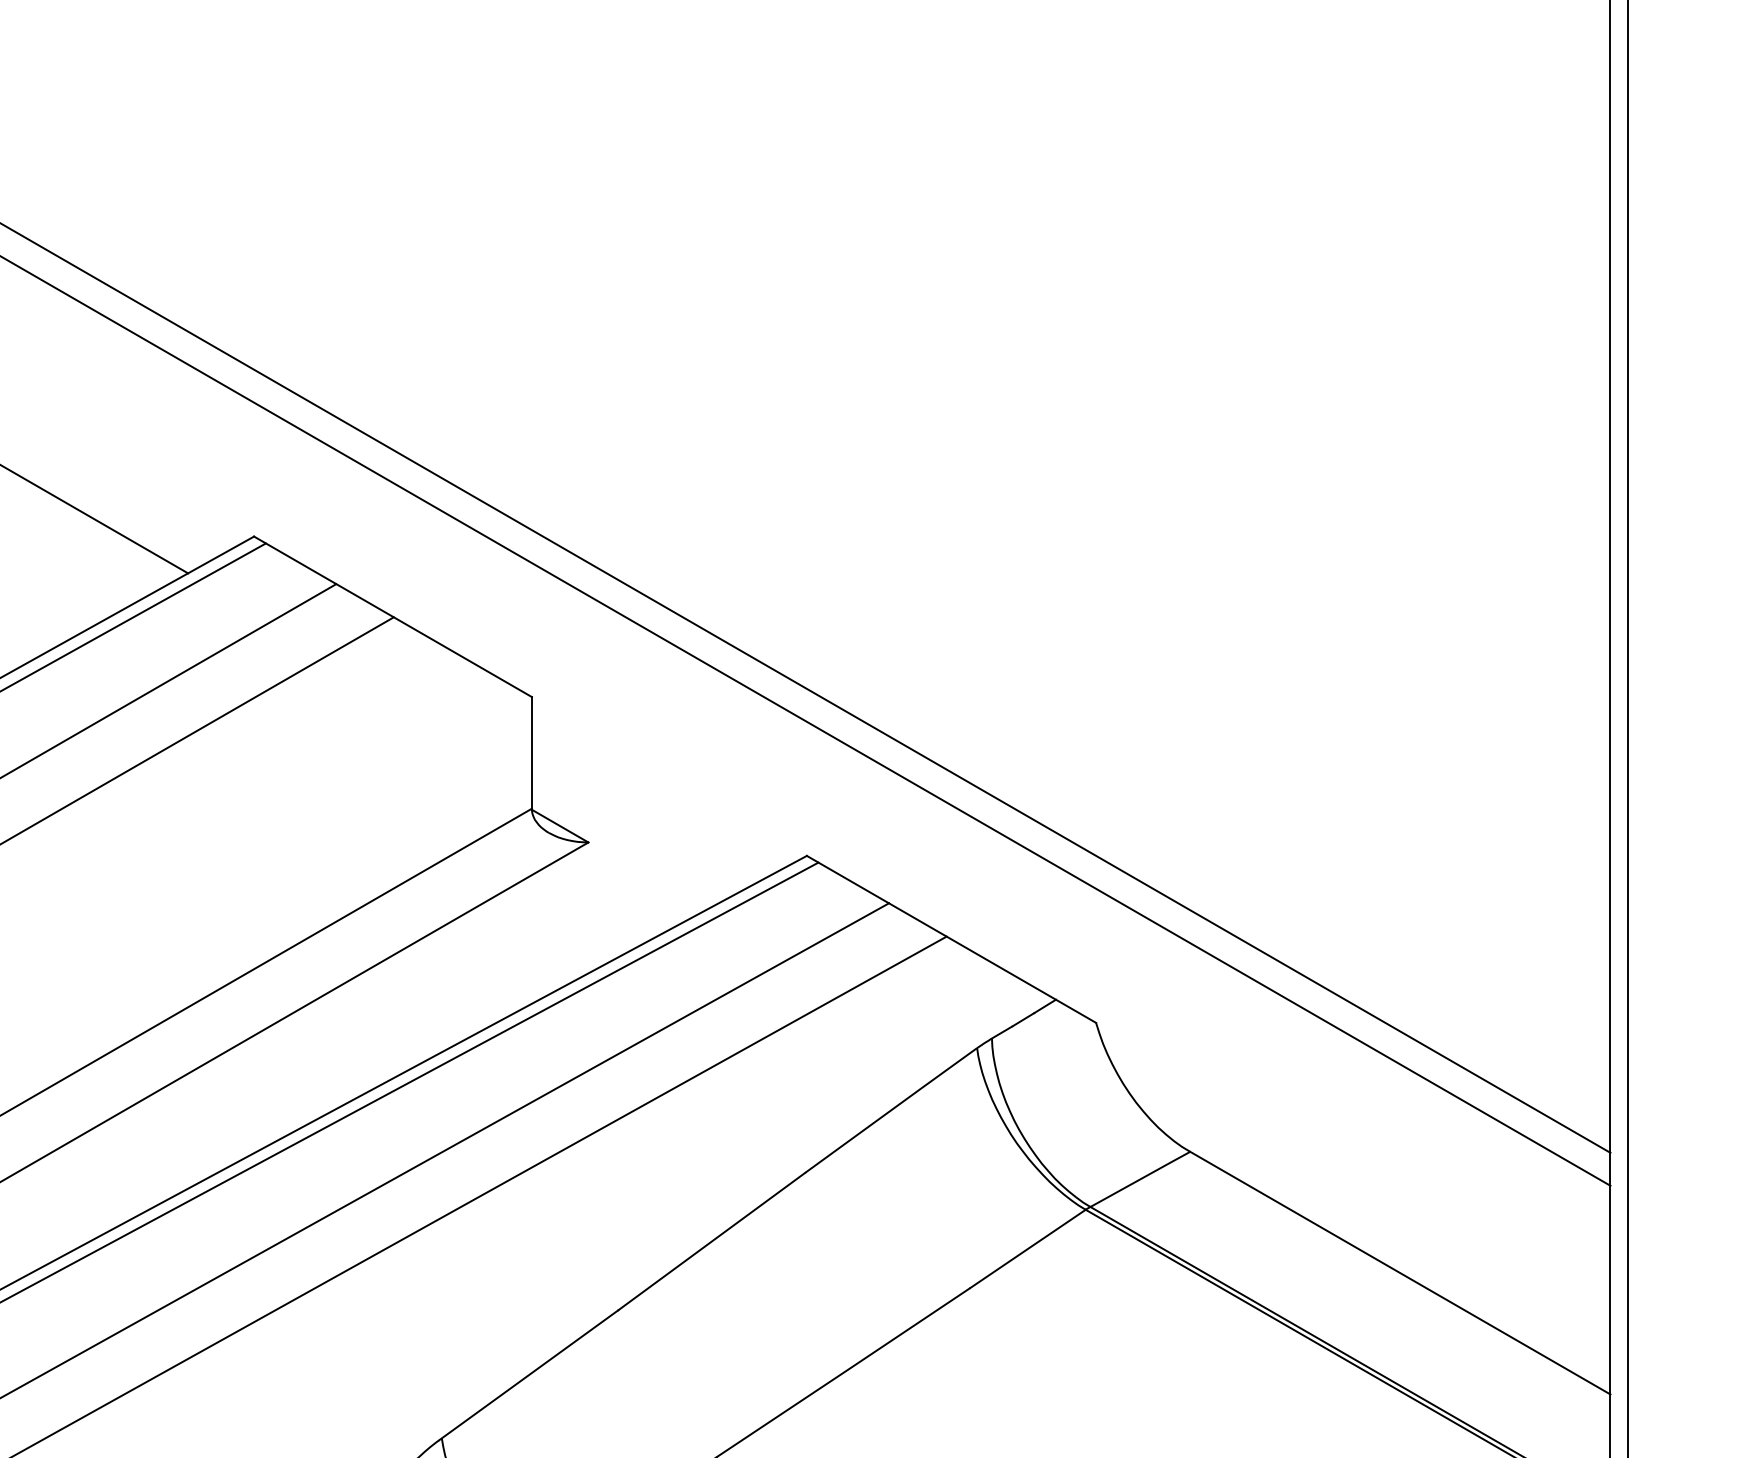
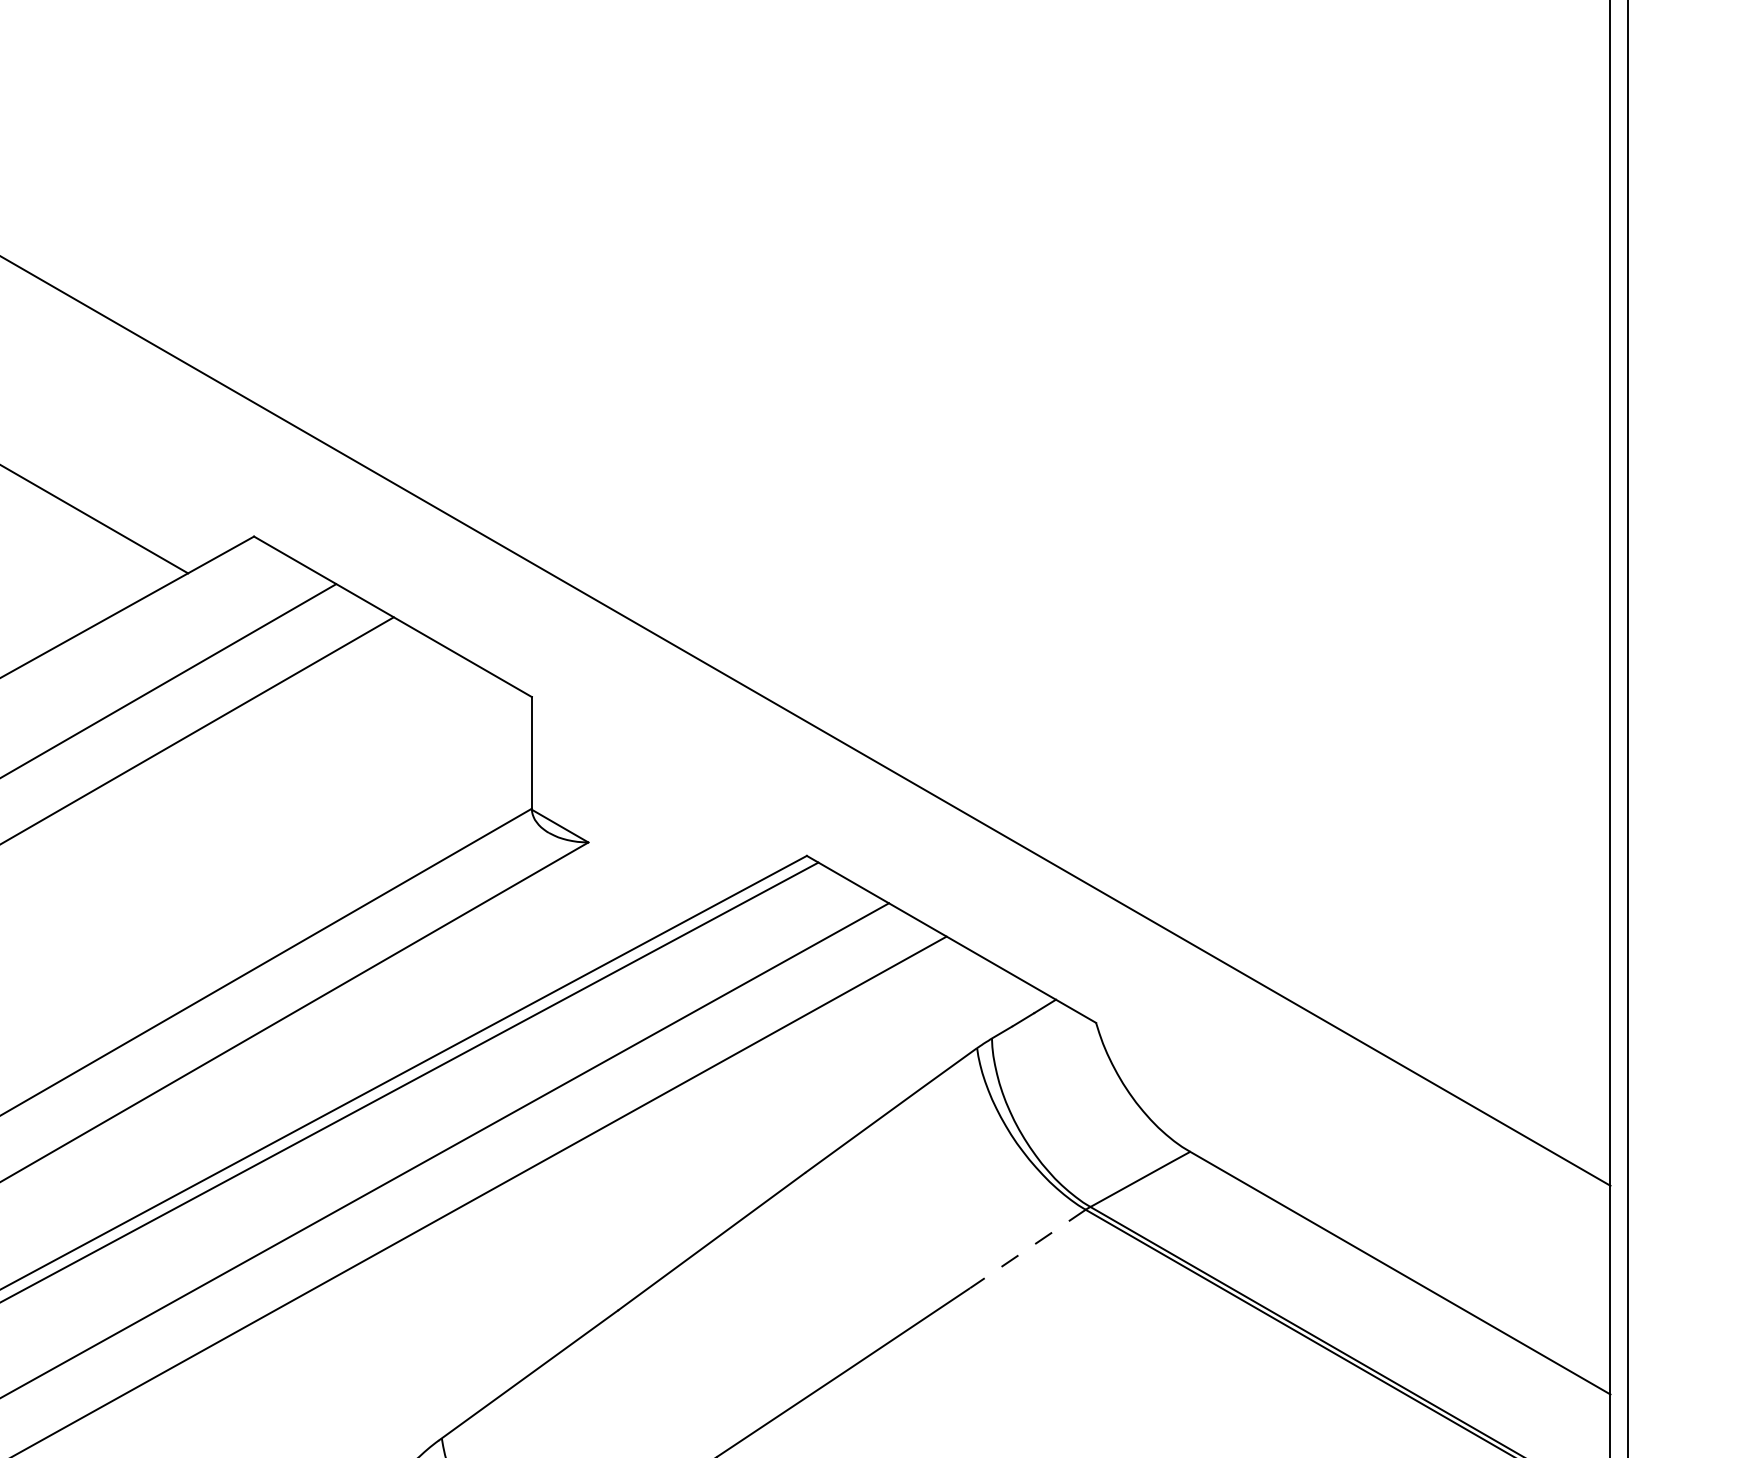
line: present -> none (133, 616)
line: present -> none (806, 688)
line: solid -> dashed (1027, 1248)
